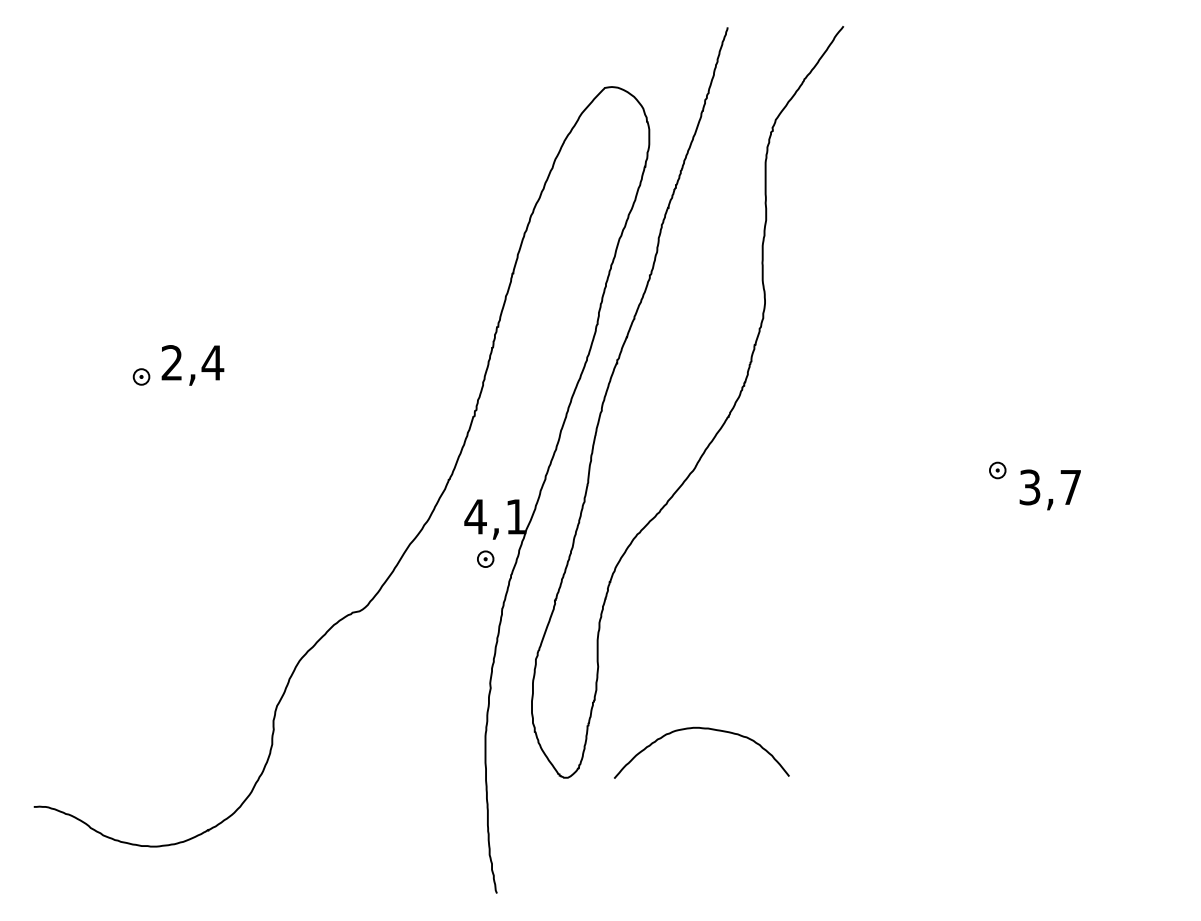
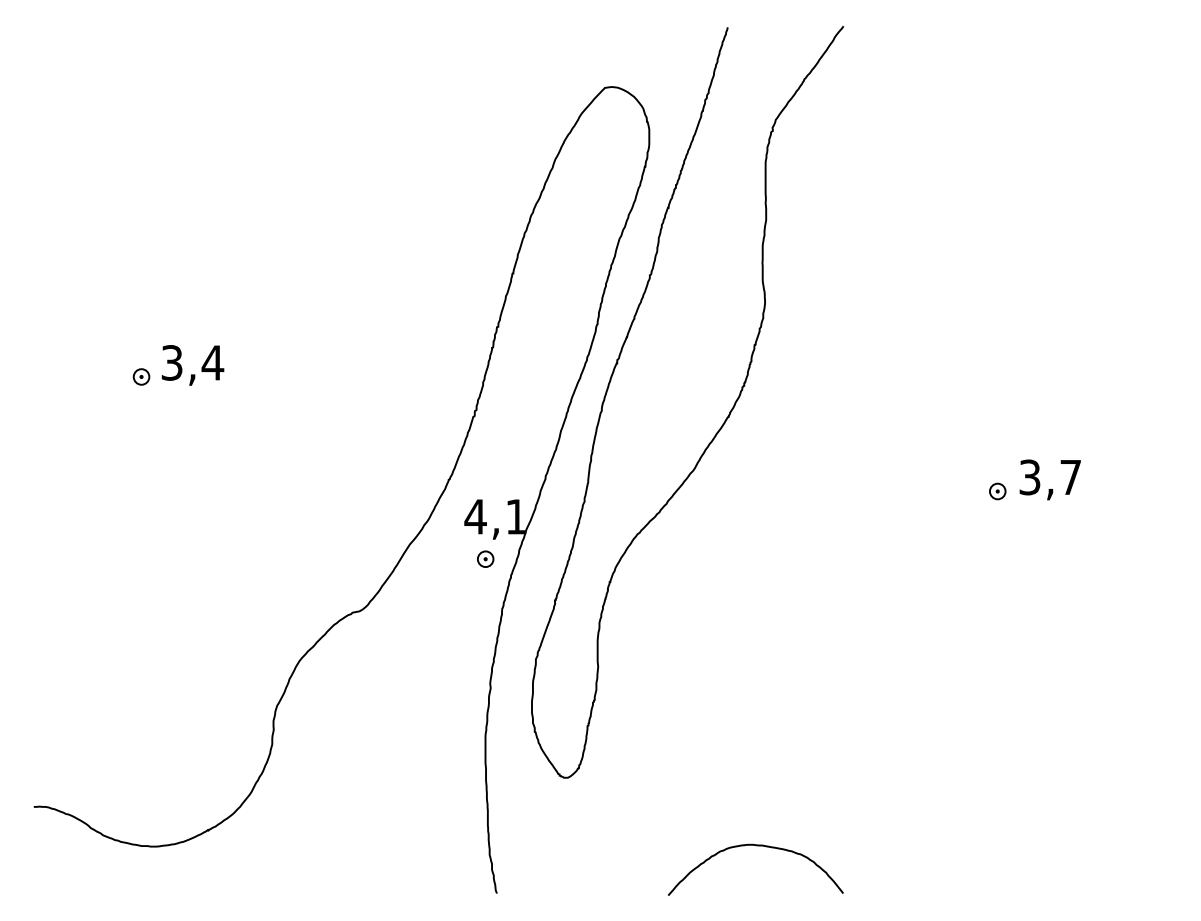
text: 2,4 -> 3,4 (171, 362)
part position: (997, 470) -> (997, 491) (997, 491)
text position: (1049, 489) -> (1049, 479) (1049, 479)
curve position: (702, 729) -> (756, 846) (756, 846)
